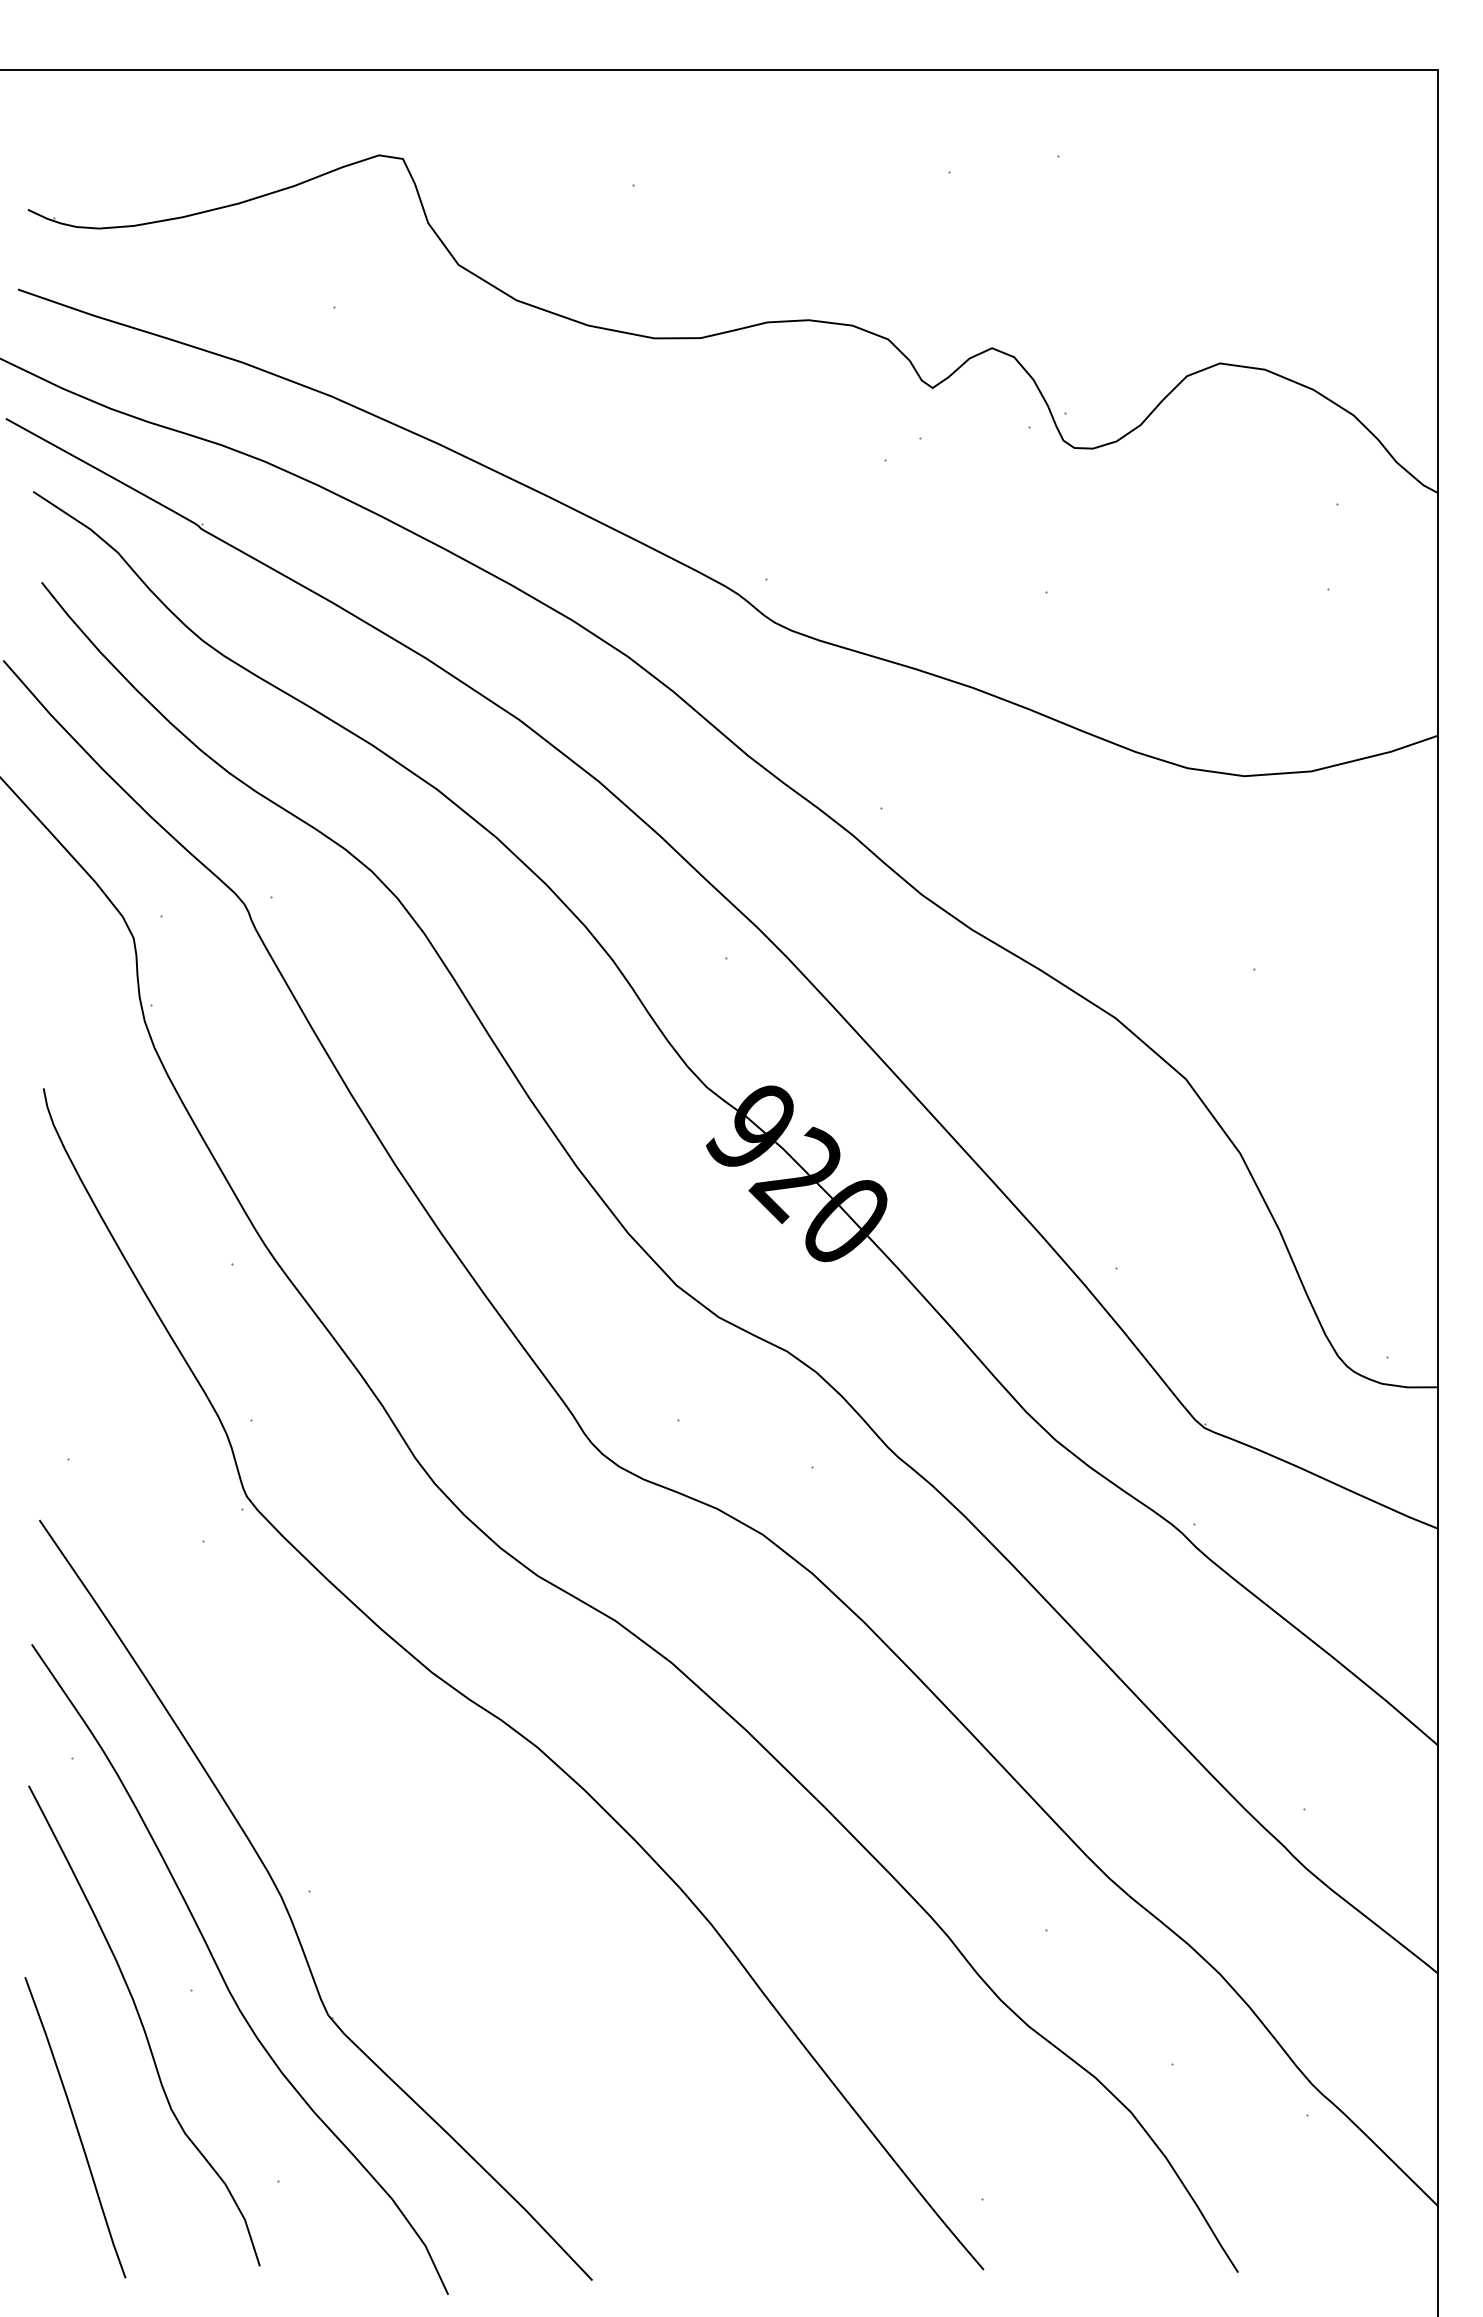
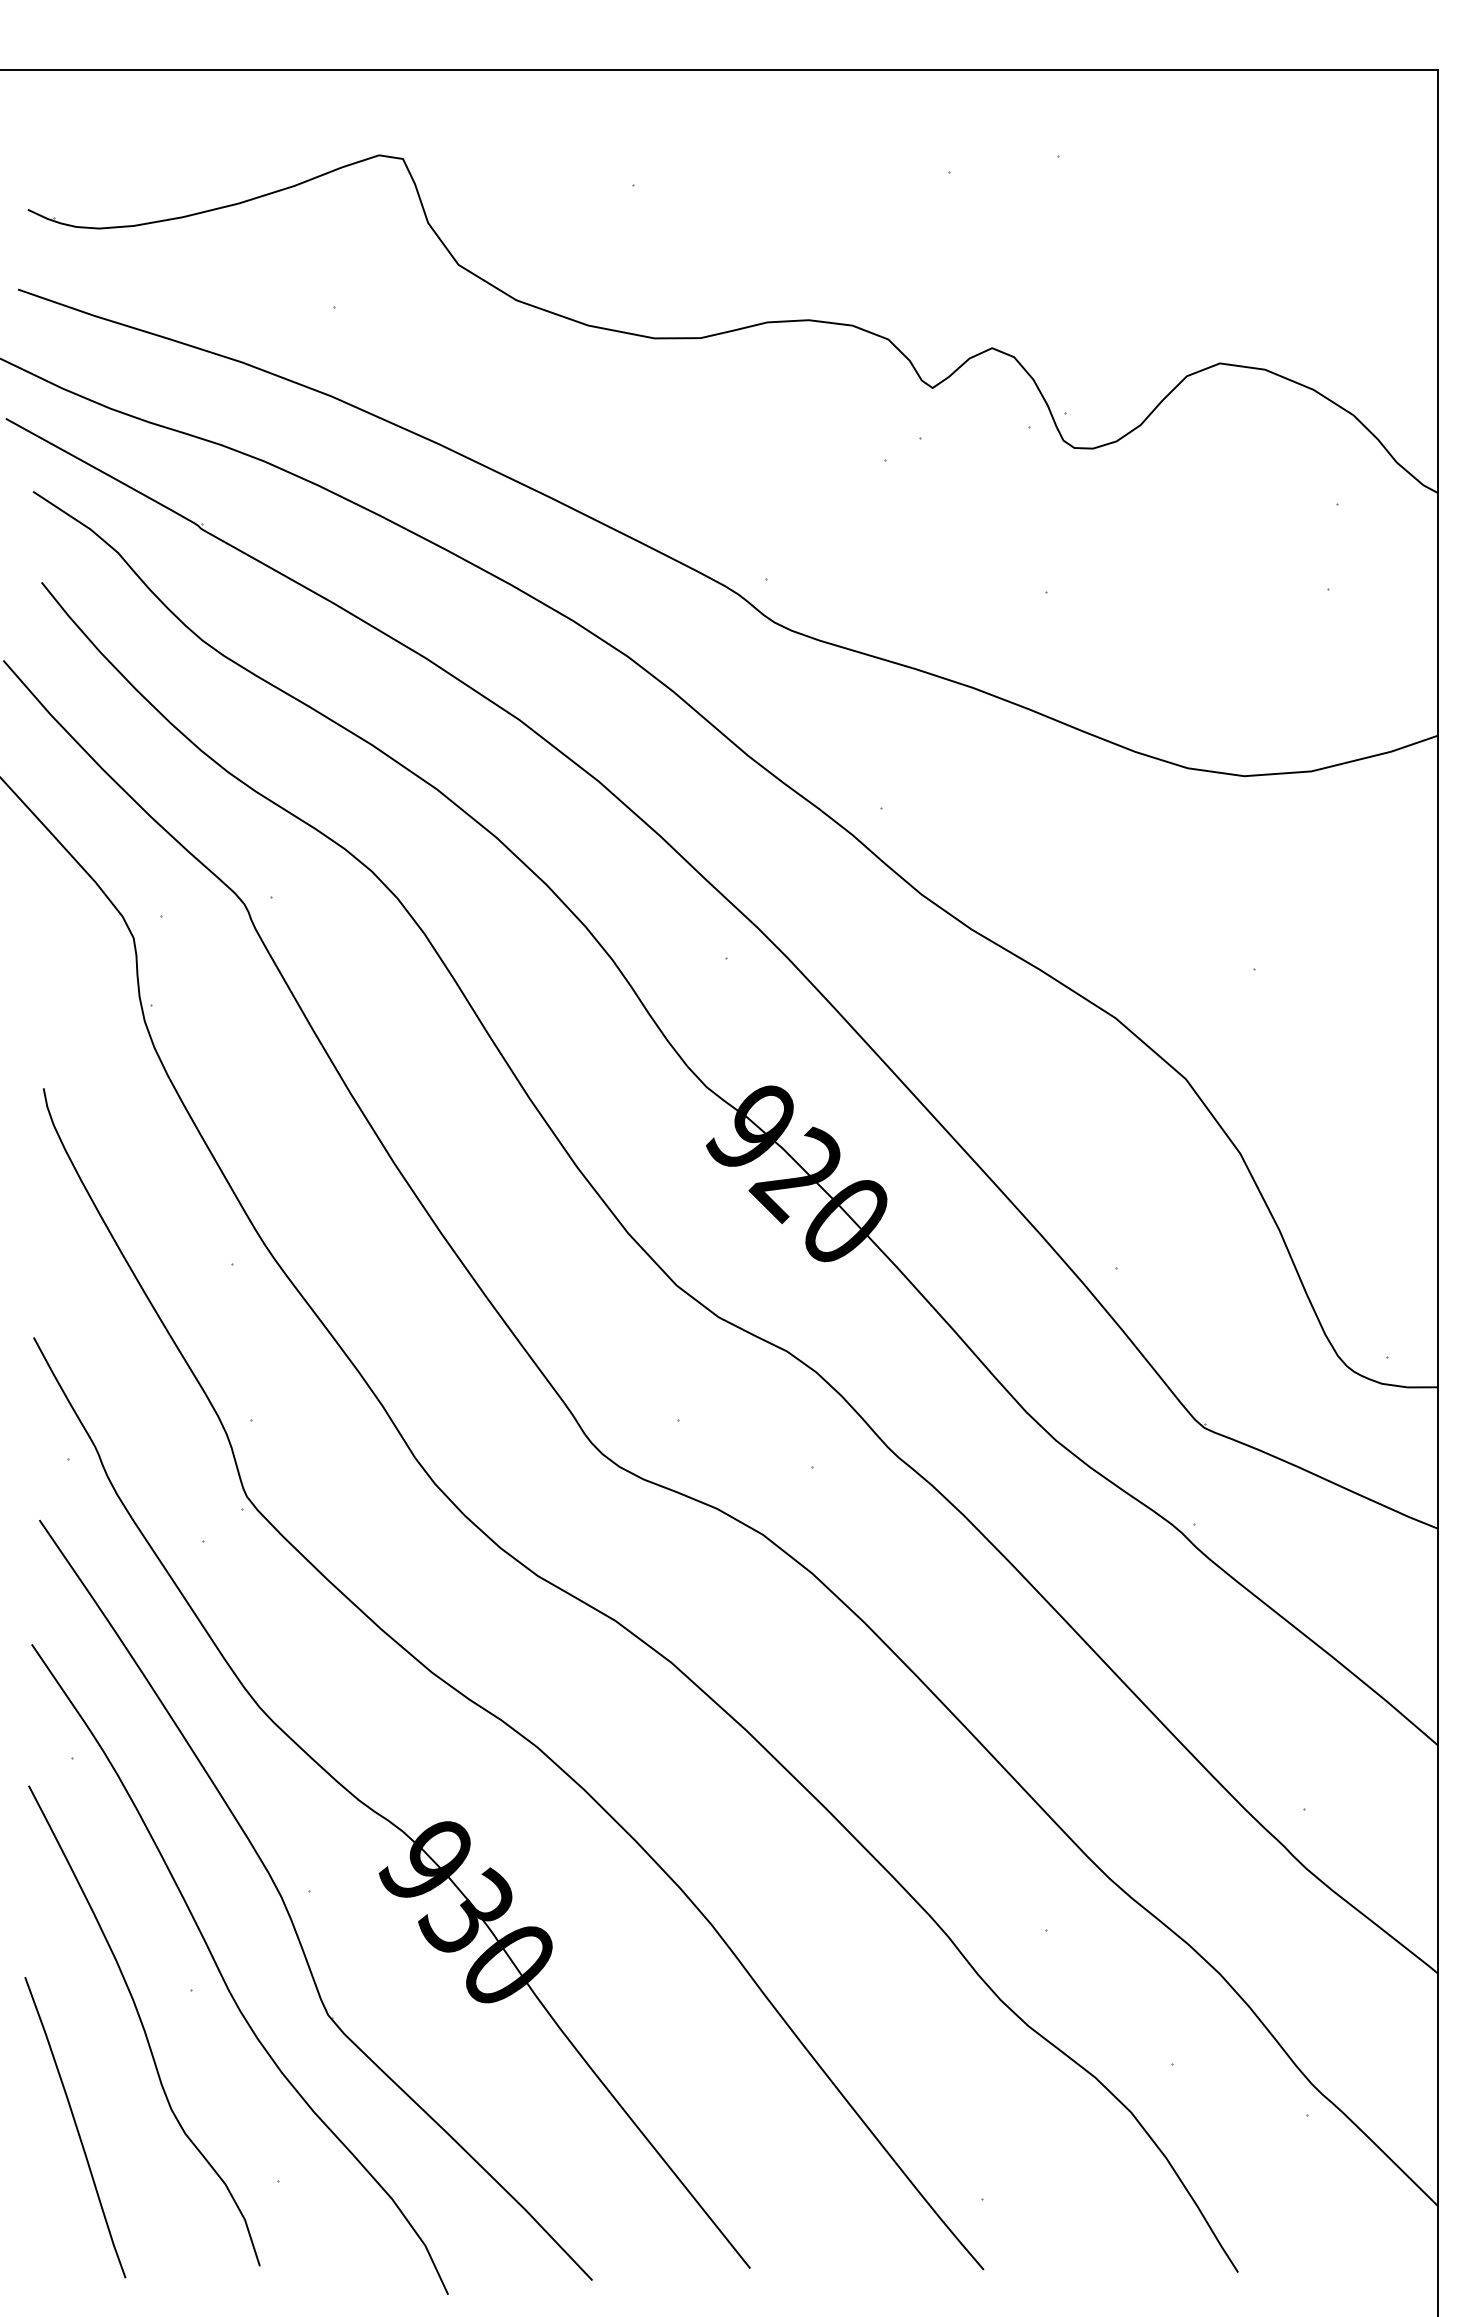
part: none -> present (382, 1815)
